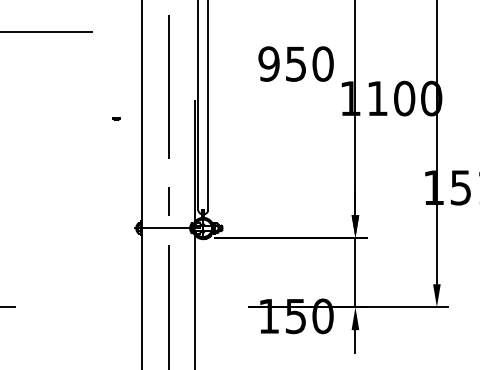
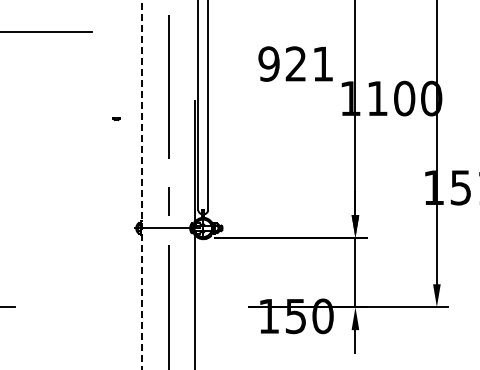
text: 950 -> 921 (309, 63)
line: solid -> dashed (142, 184)
